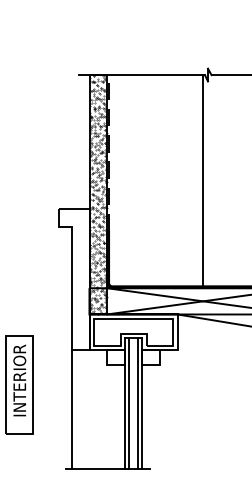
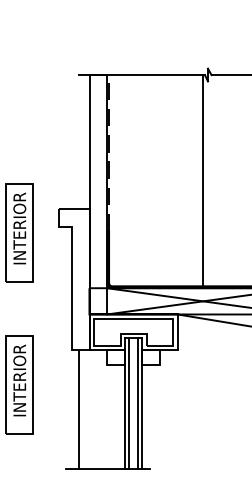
hatch: present -> none (98, 194)
part: none -> present (19, 232)
line position: (72, 409) -> (79, 409) (79, 409)
